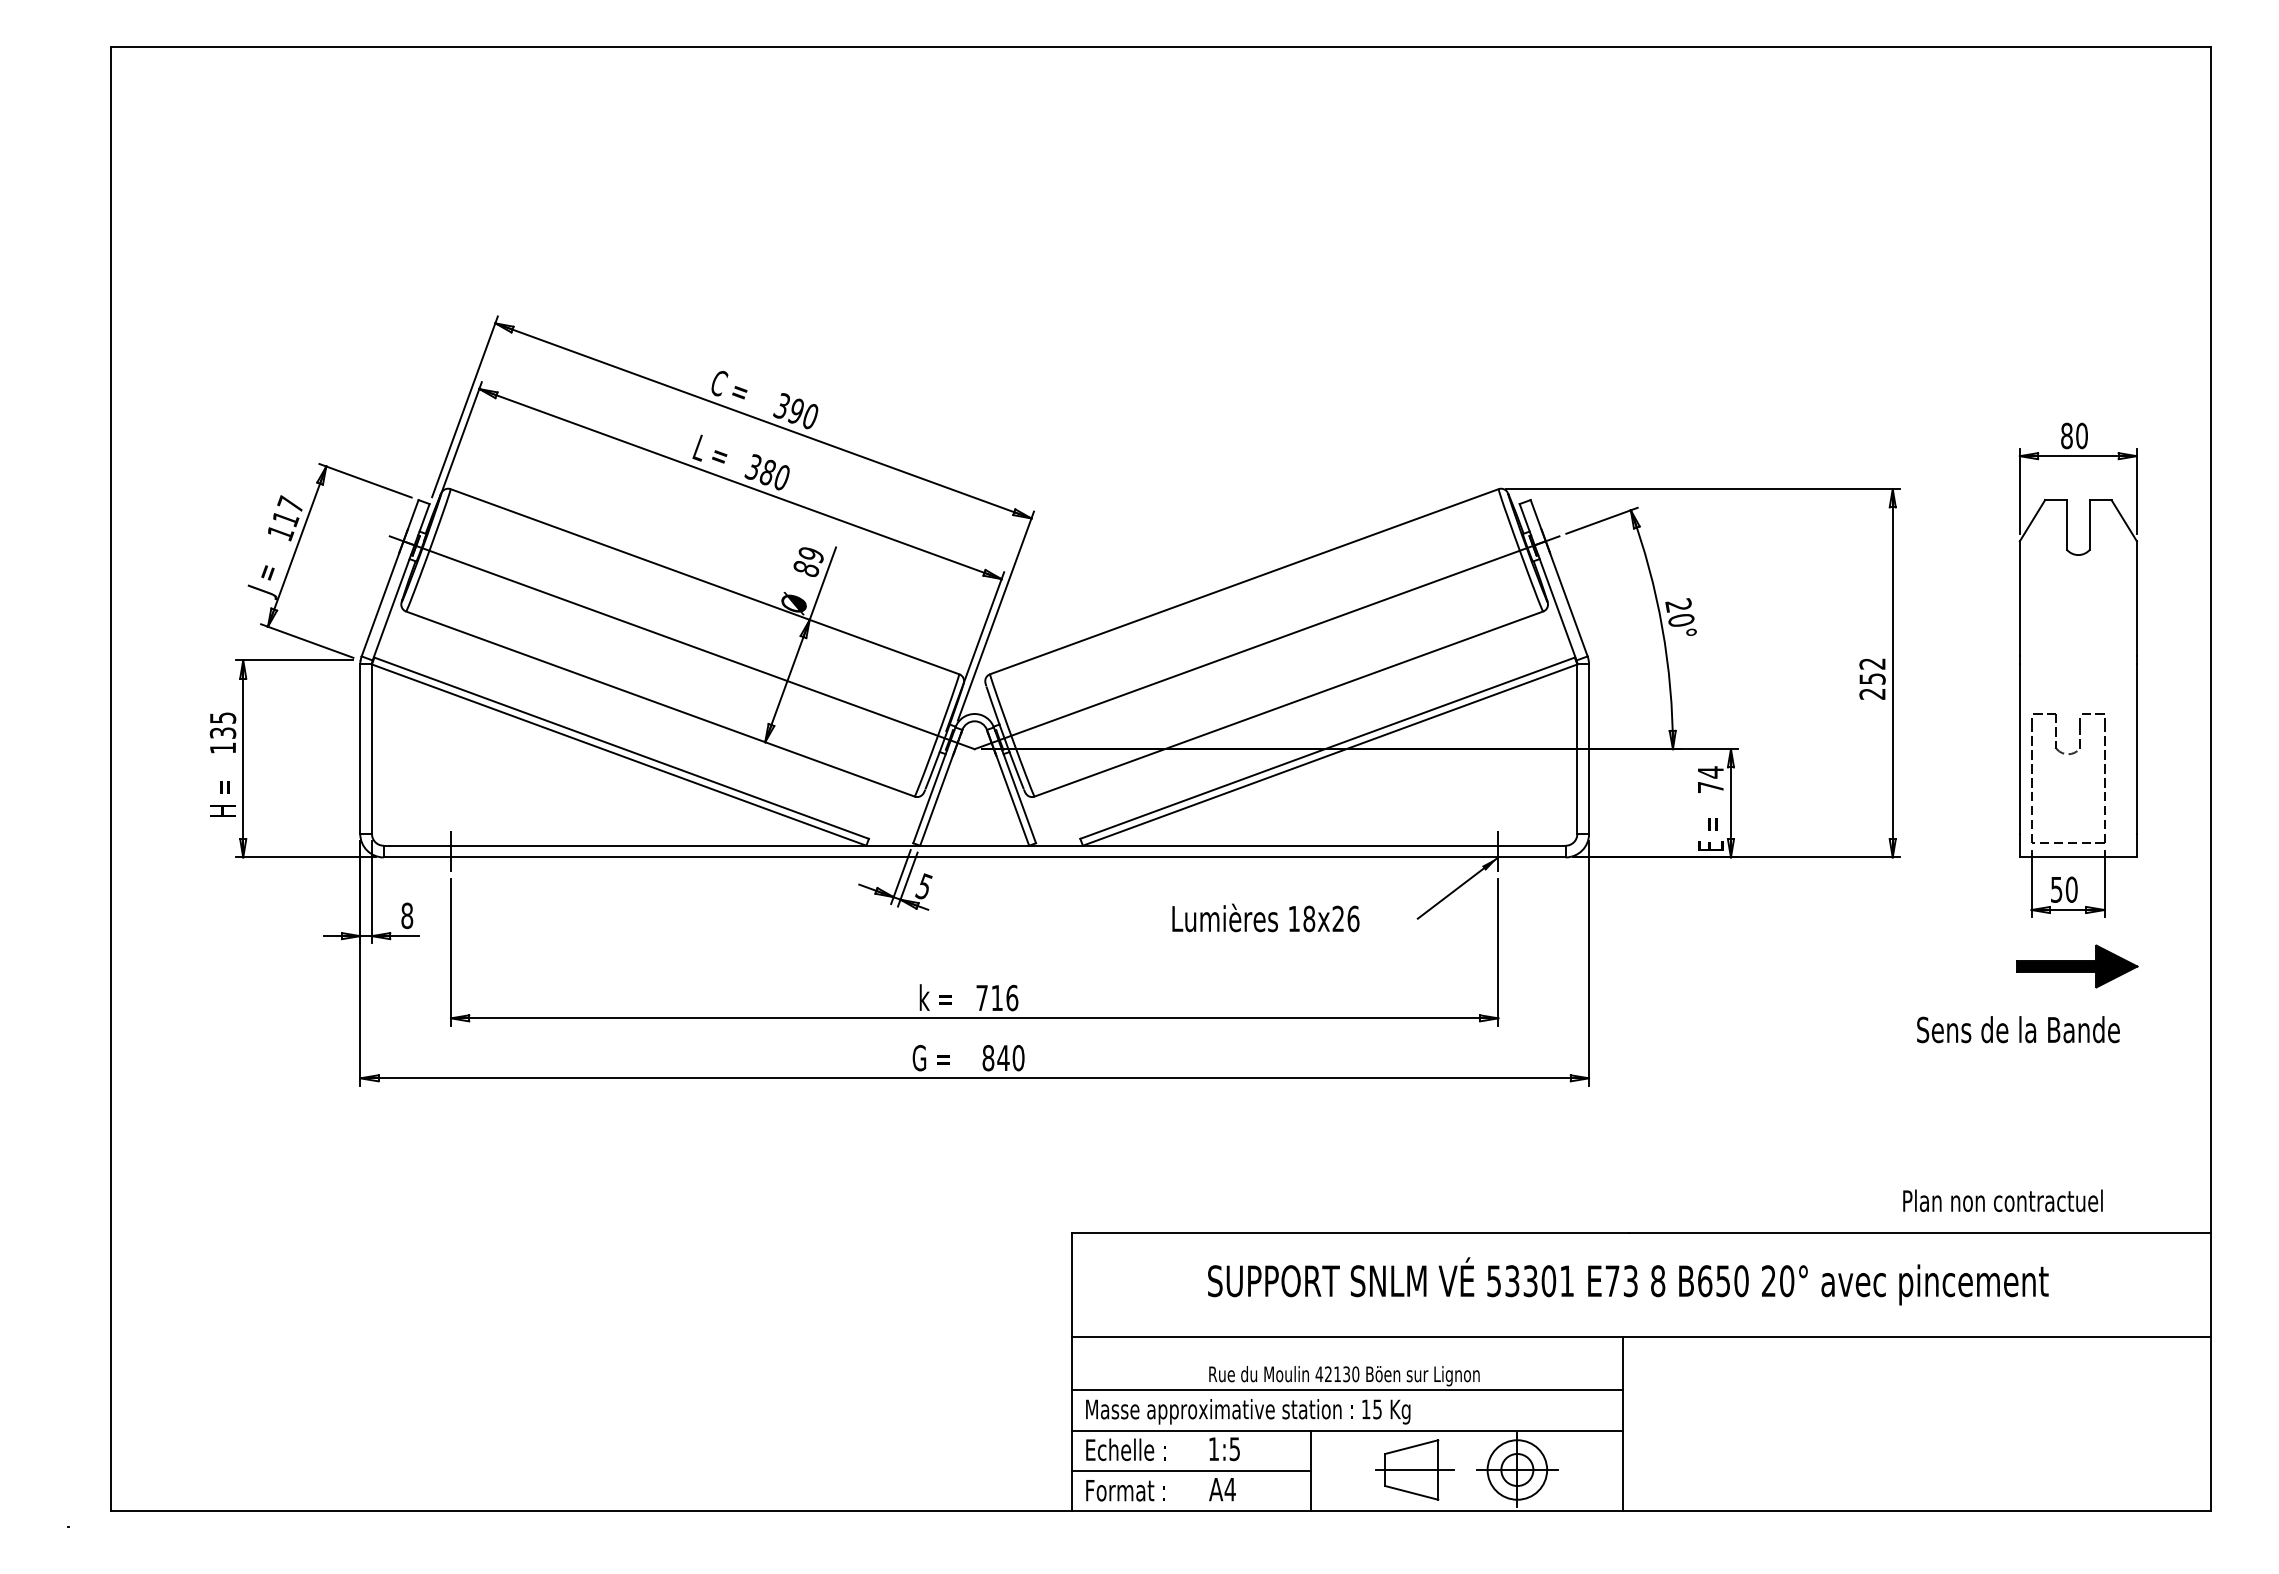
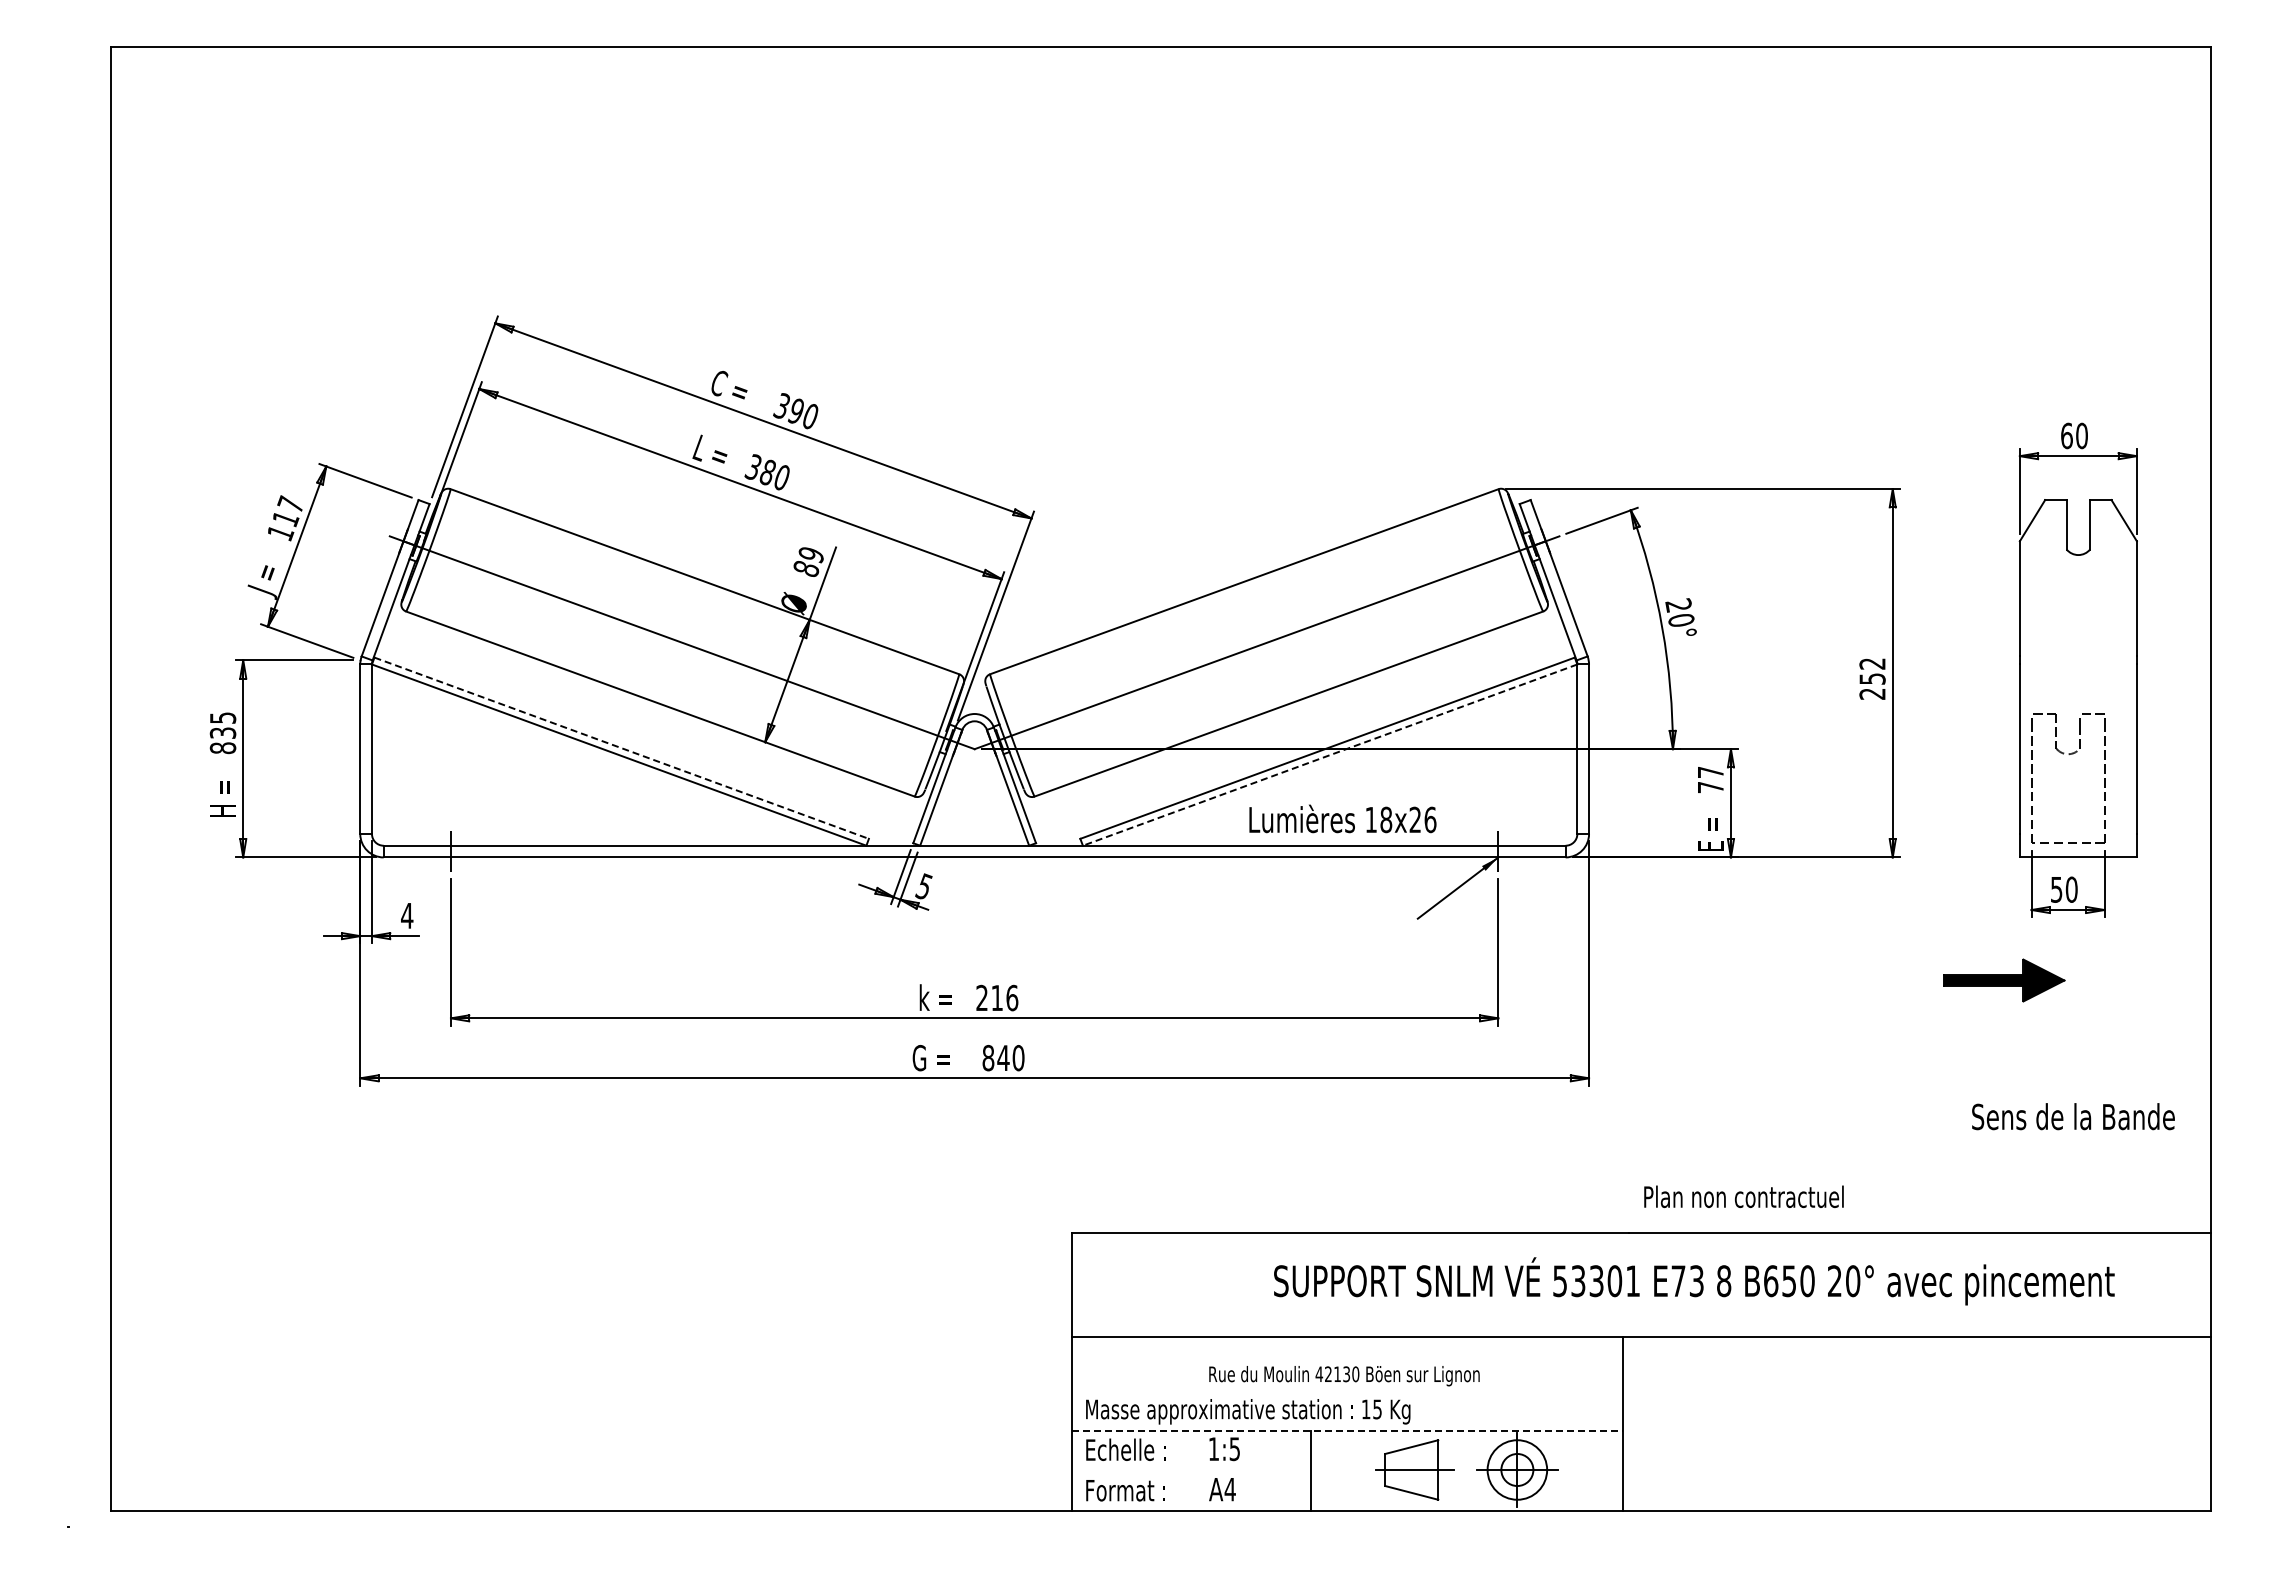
text: 80 -> 60 (2066, 435)
text: 135 -> 835 (222, 748)
line: solid -> dashed (622, 748)
line: solid -> dashed (1329, 755)
text: 74 -> 77 (1710, 772)
text: 8 -> 4 (407, 915)
text position: (1265, 917) -> (1342, 818) (1342, 818)
part position: (2077, 966) -> (2004, 980) (2004, 980)
text: 716 -> 216 (981, 997)
text position: (2018, 1029) -> (2073, 1116) (2073, 1116)
text position: (2002, 1200) -> (1743, 1196) (1743, 1196)
text position: (1628, 1281) -> (1694, 1281) (1694, 1281)
line: present -> none (1347, 1390)
line: solid -> dashed (1348, 1430)
line: present -> none (1191, 1470)
